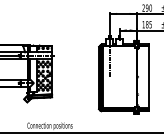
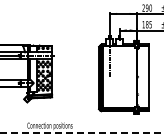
line: solid -> dashed (82, 132)
